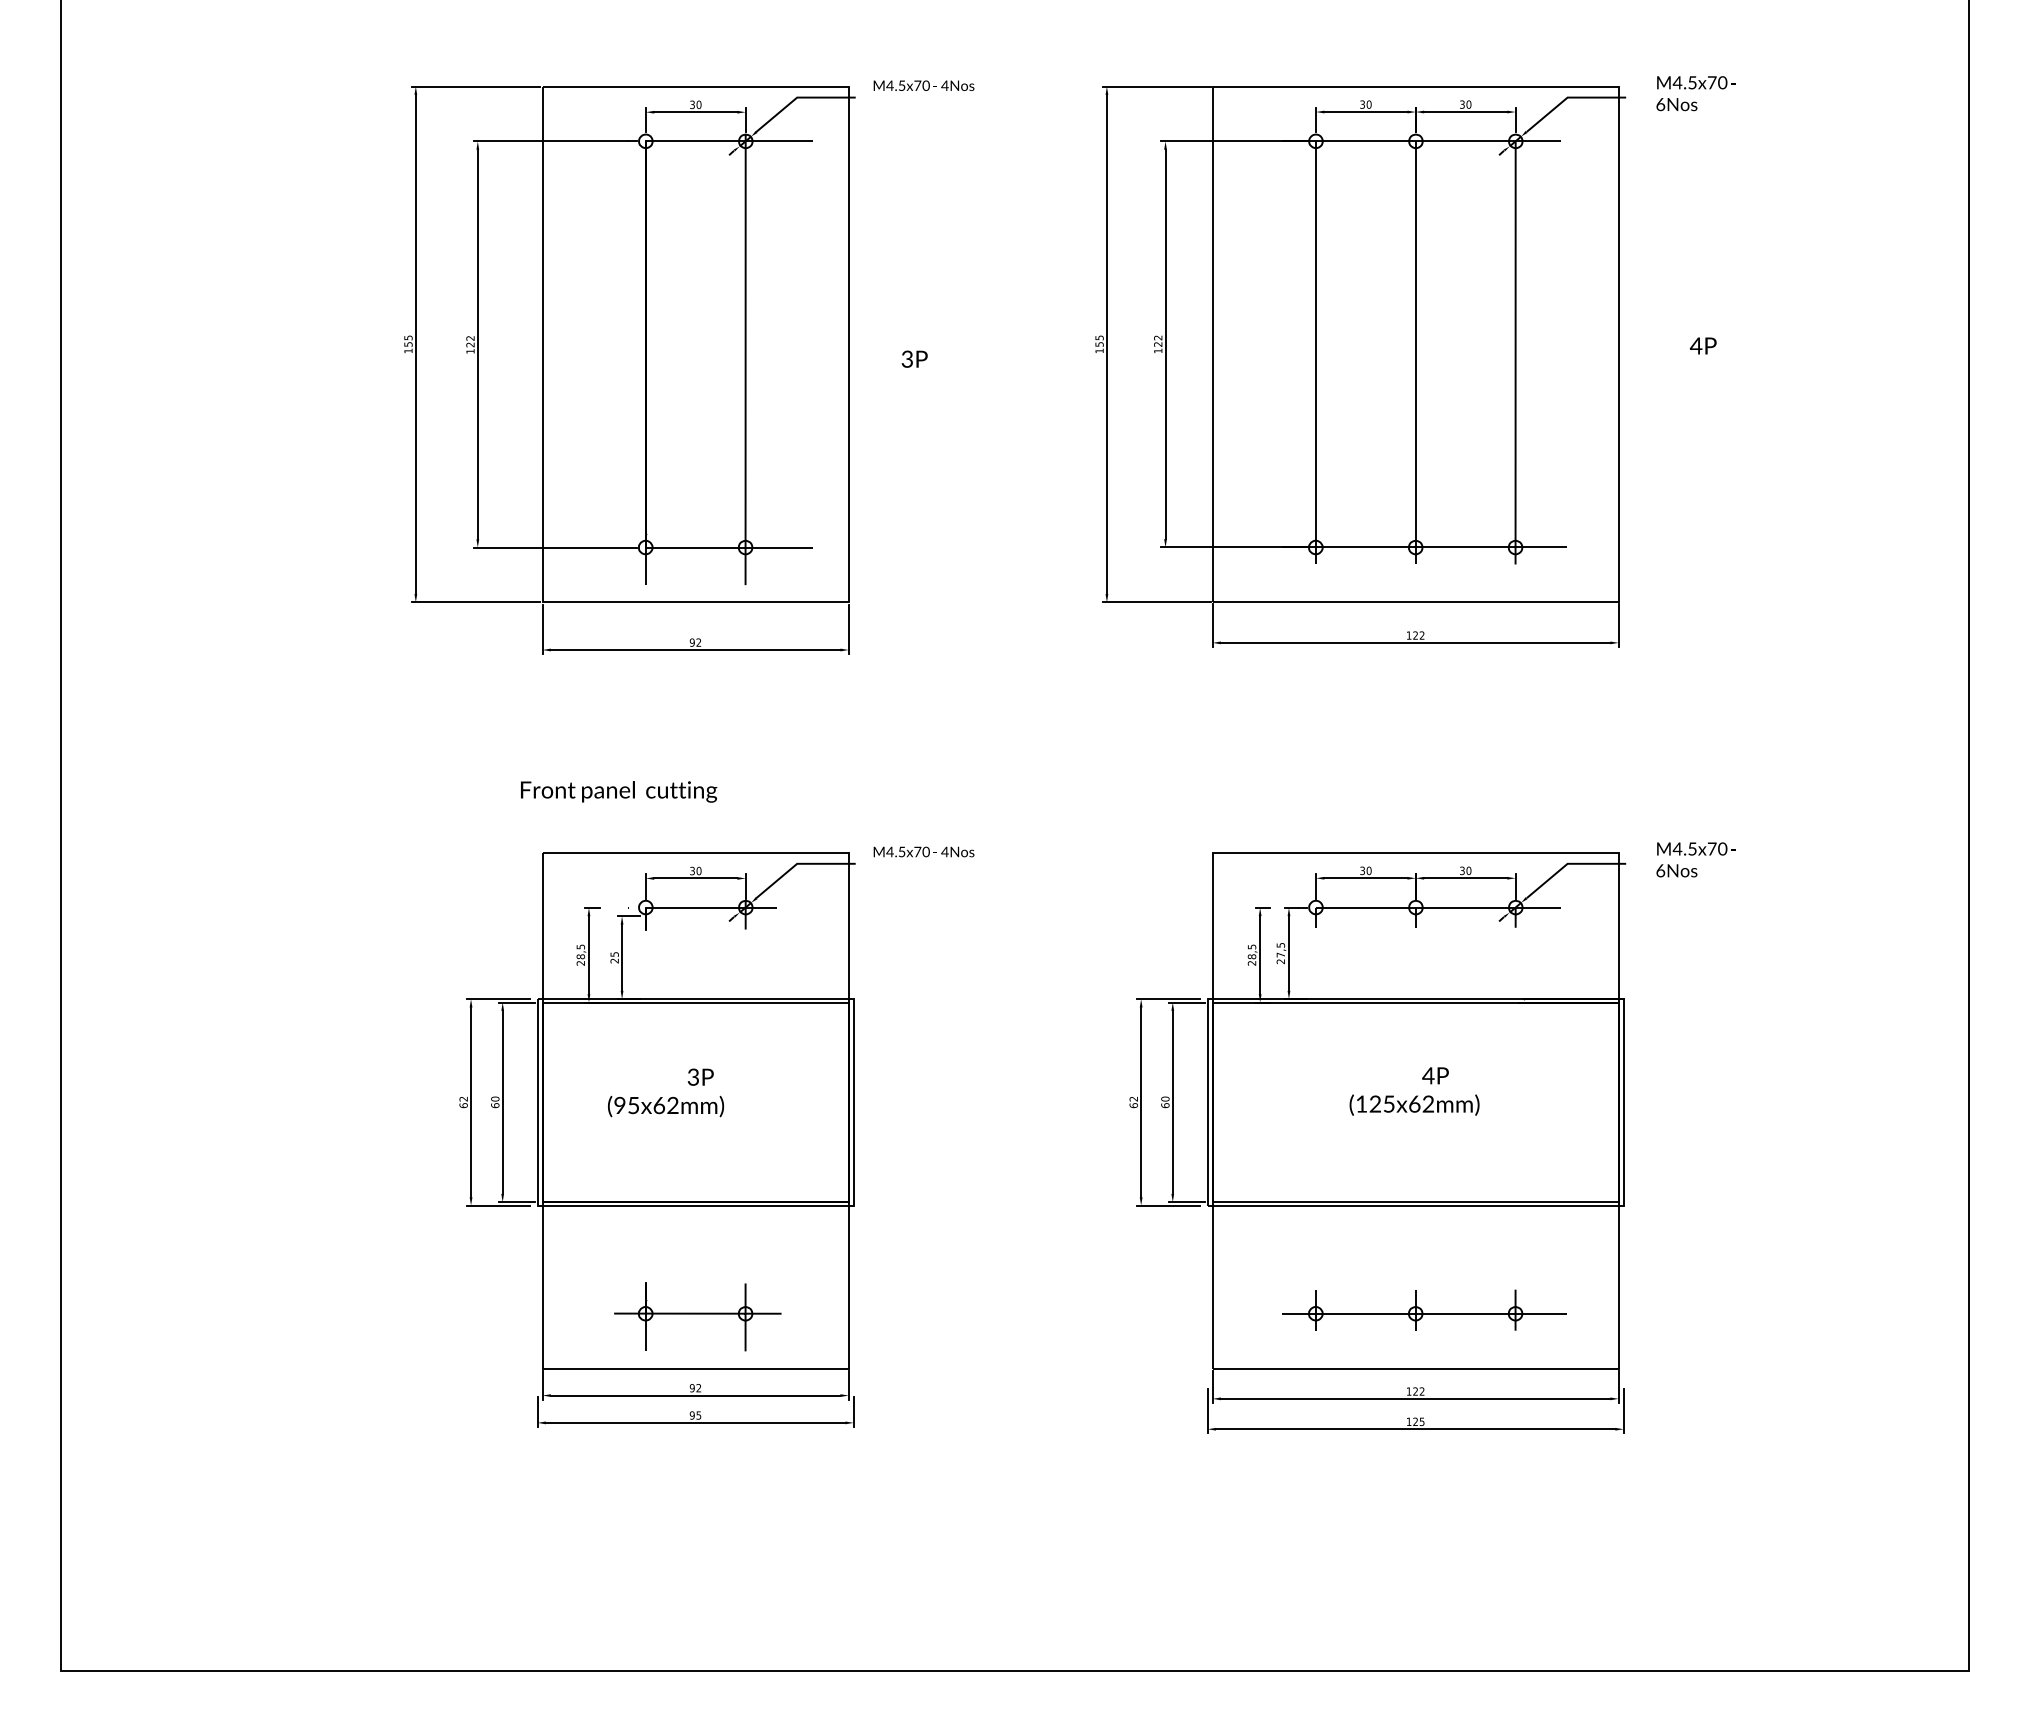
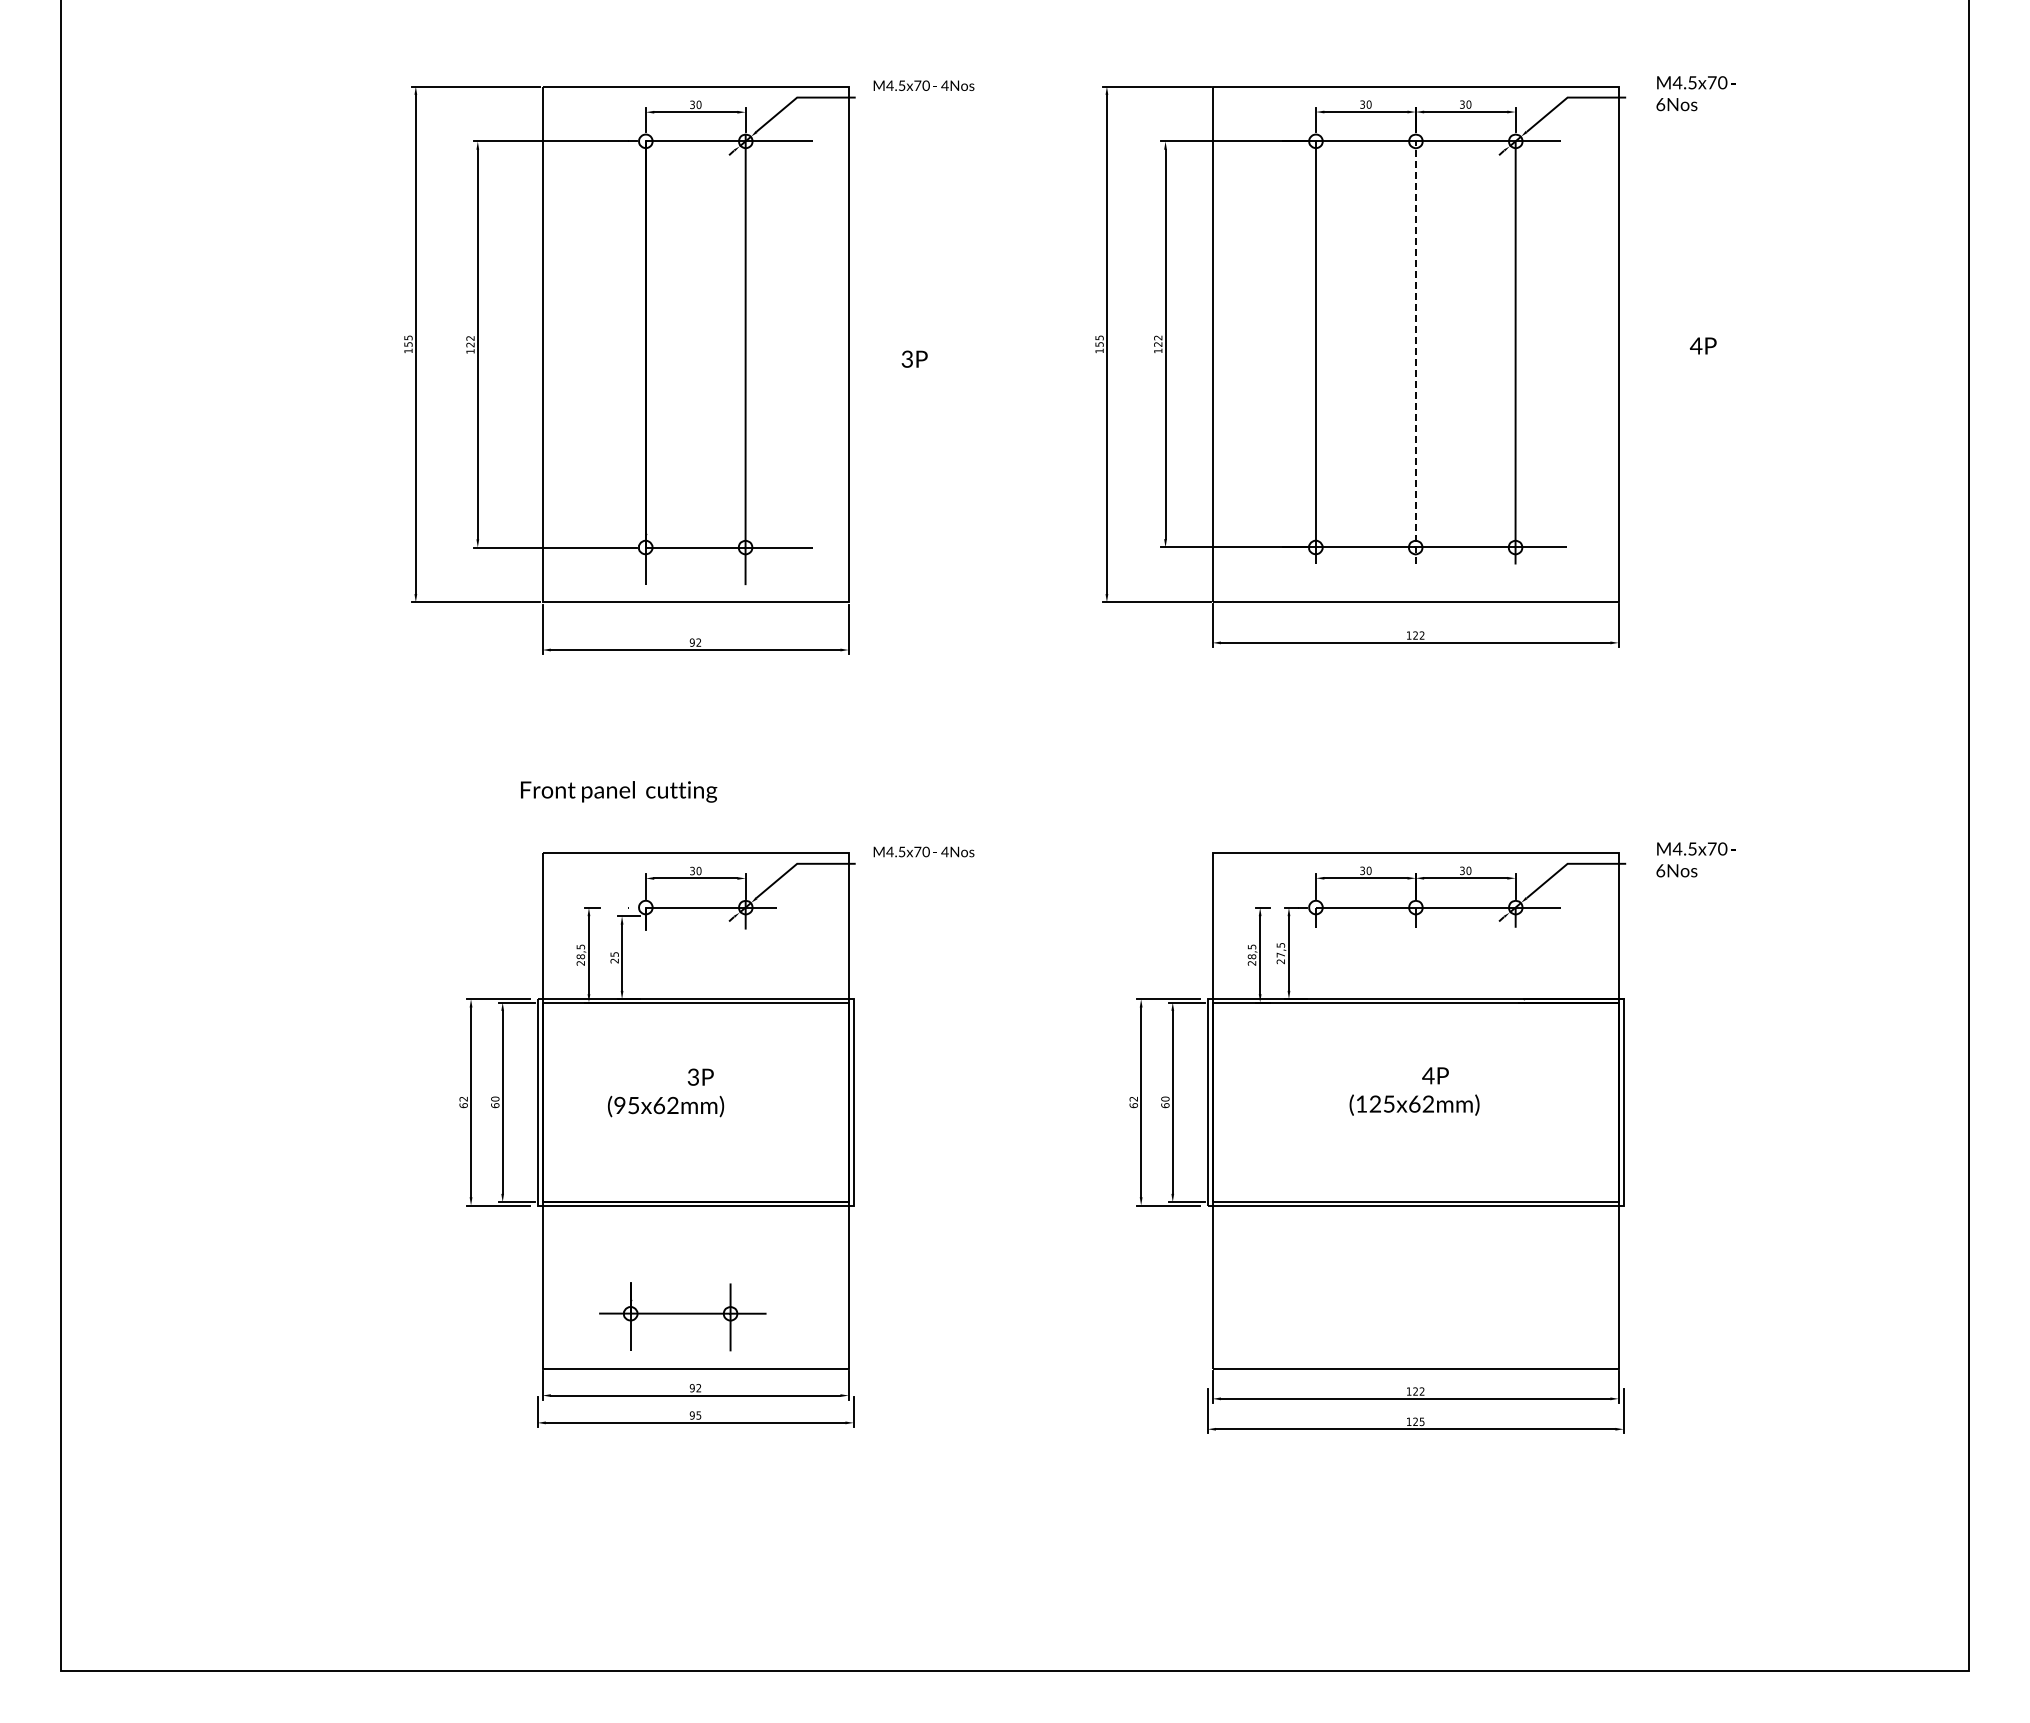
line: solid -> dashed (1415, 352)
part: present -> none (1424, 1309)
part position: (697, 1316) -> (682, 1316) (682, 1316)
